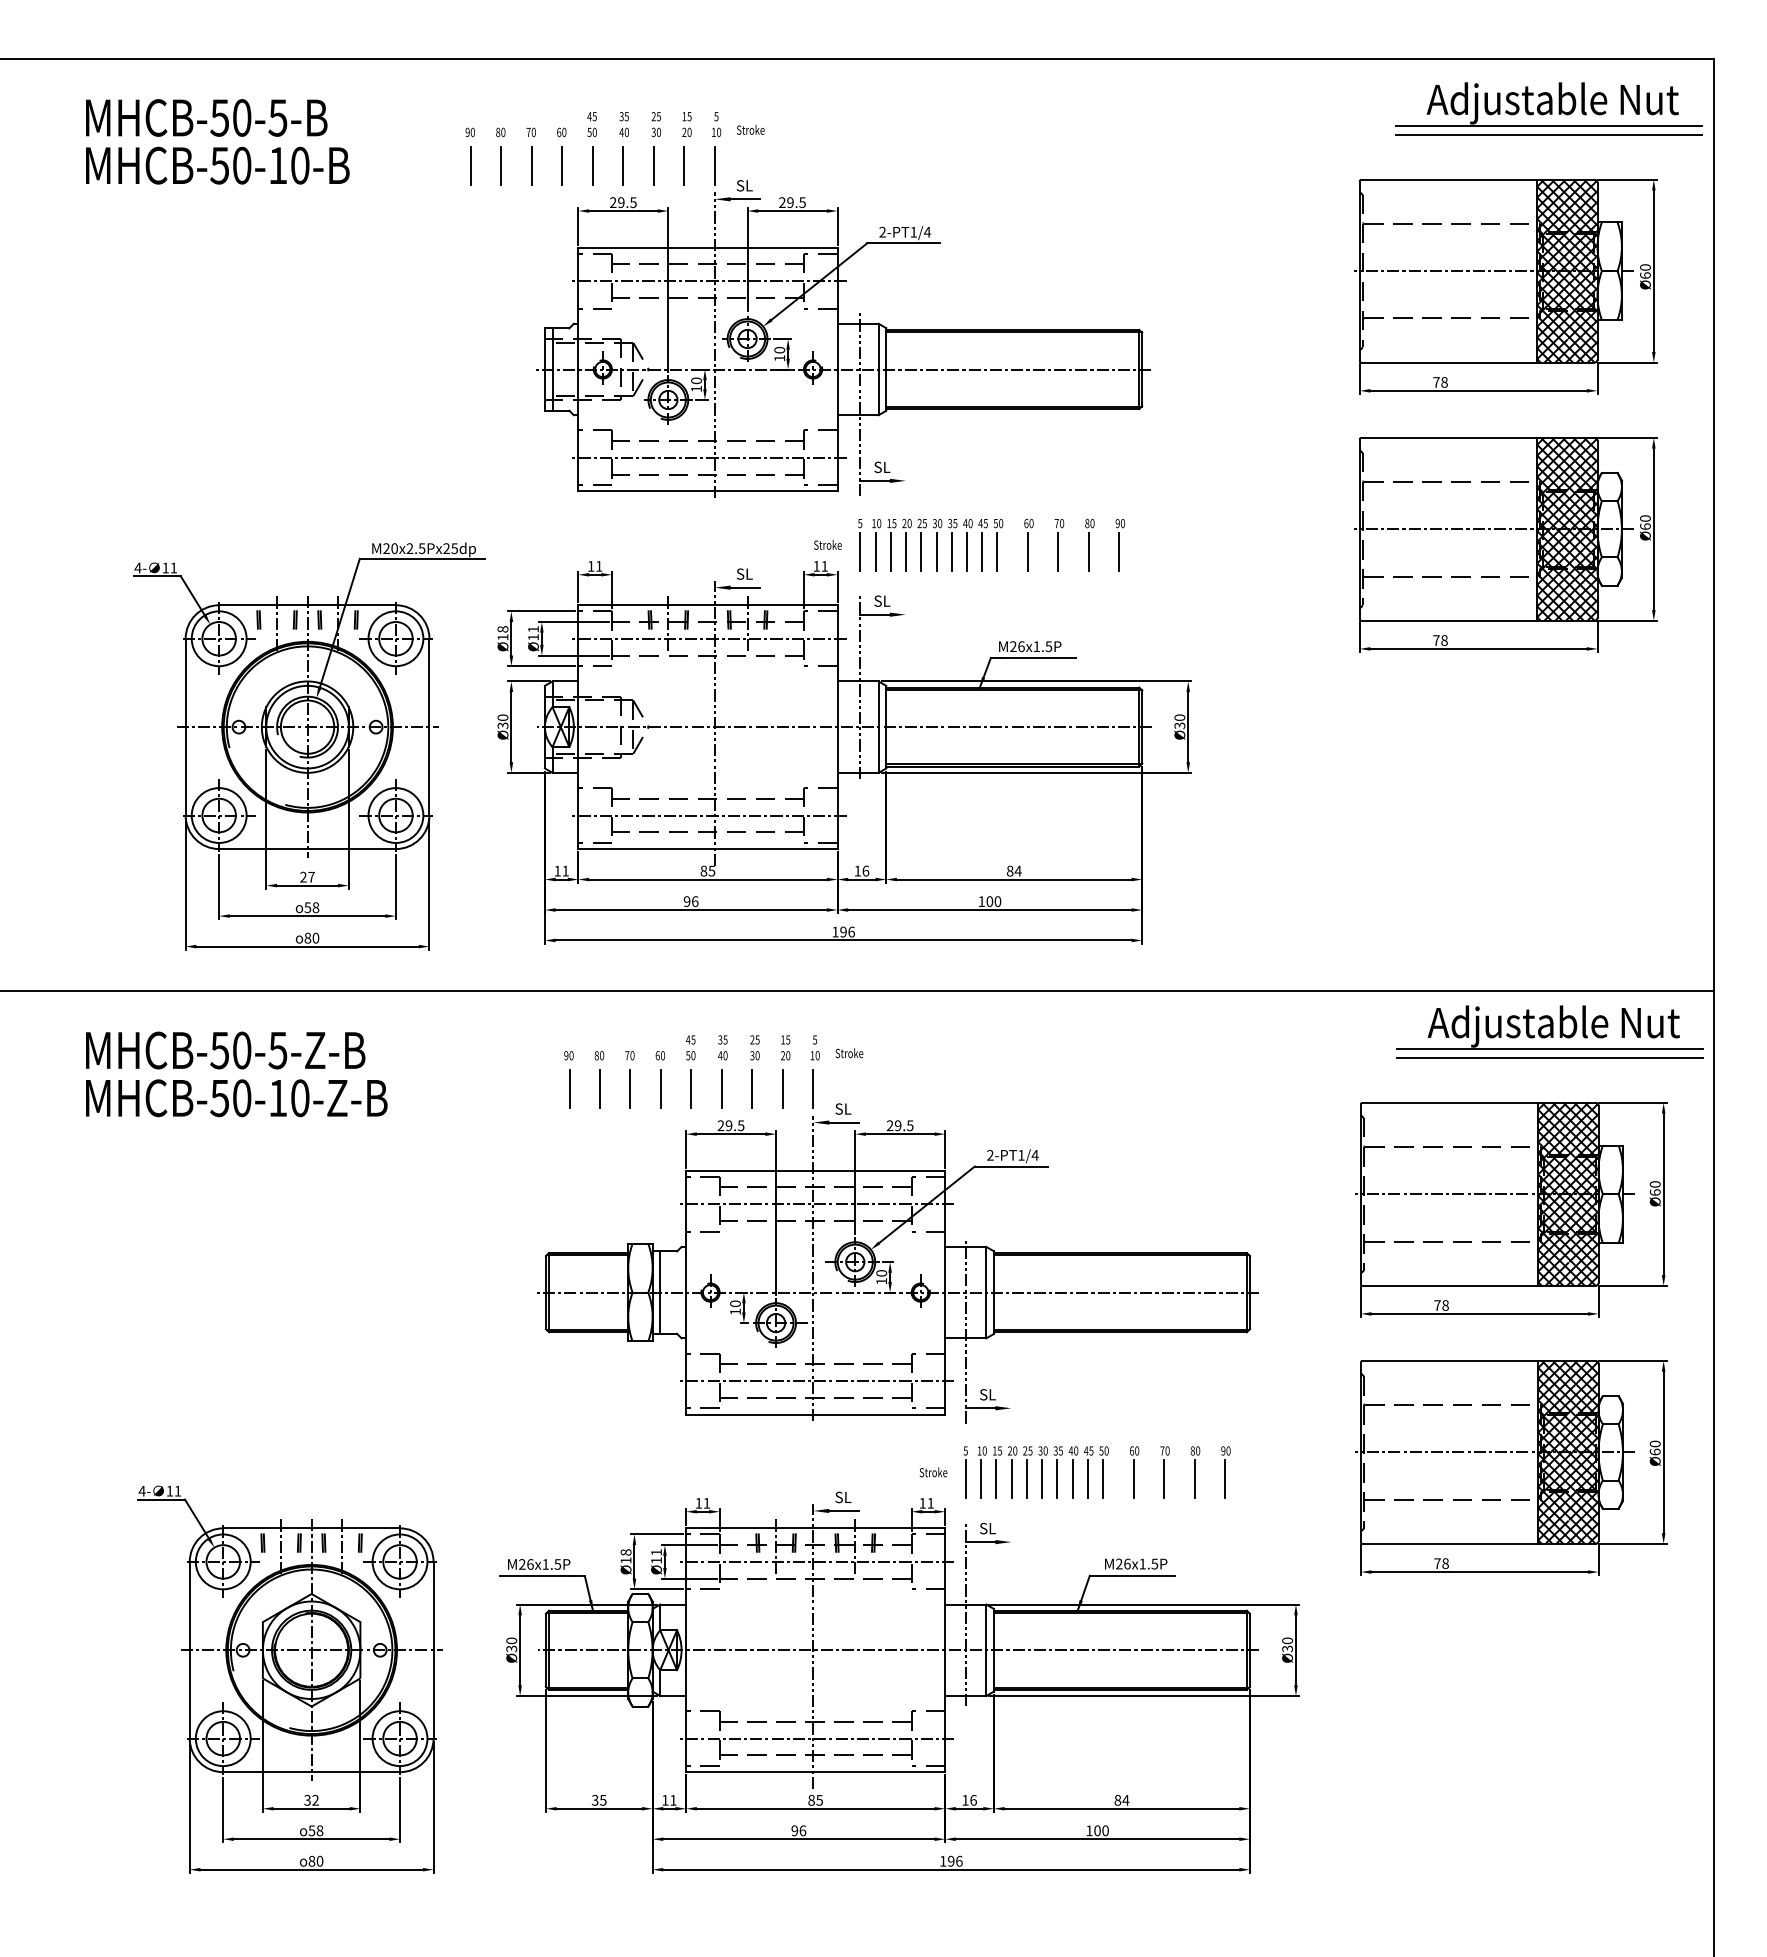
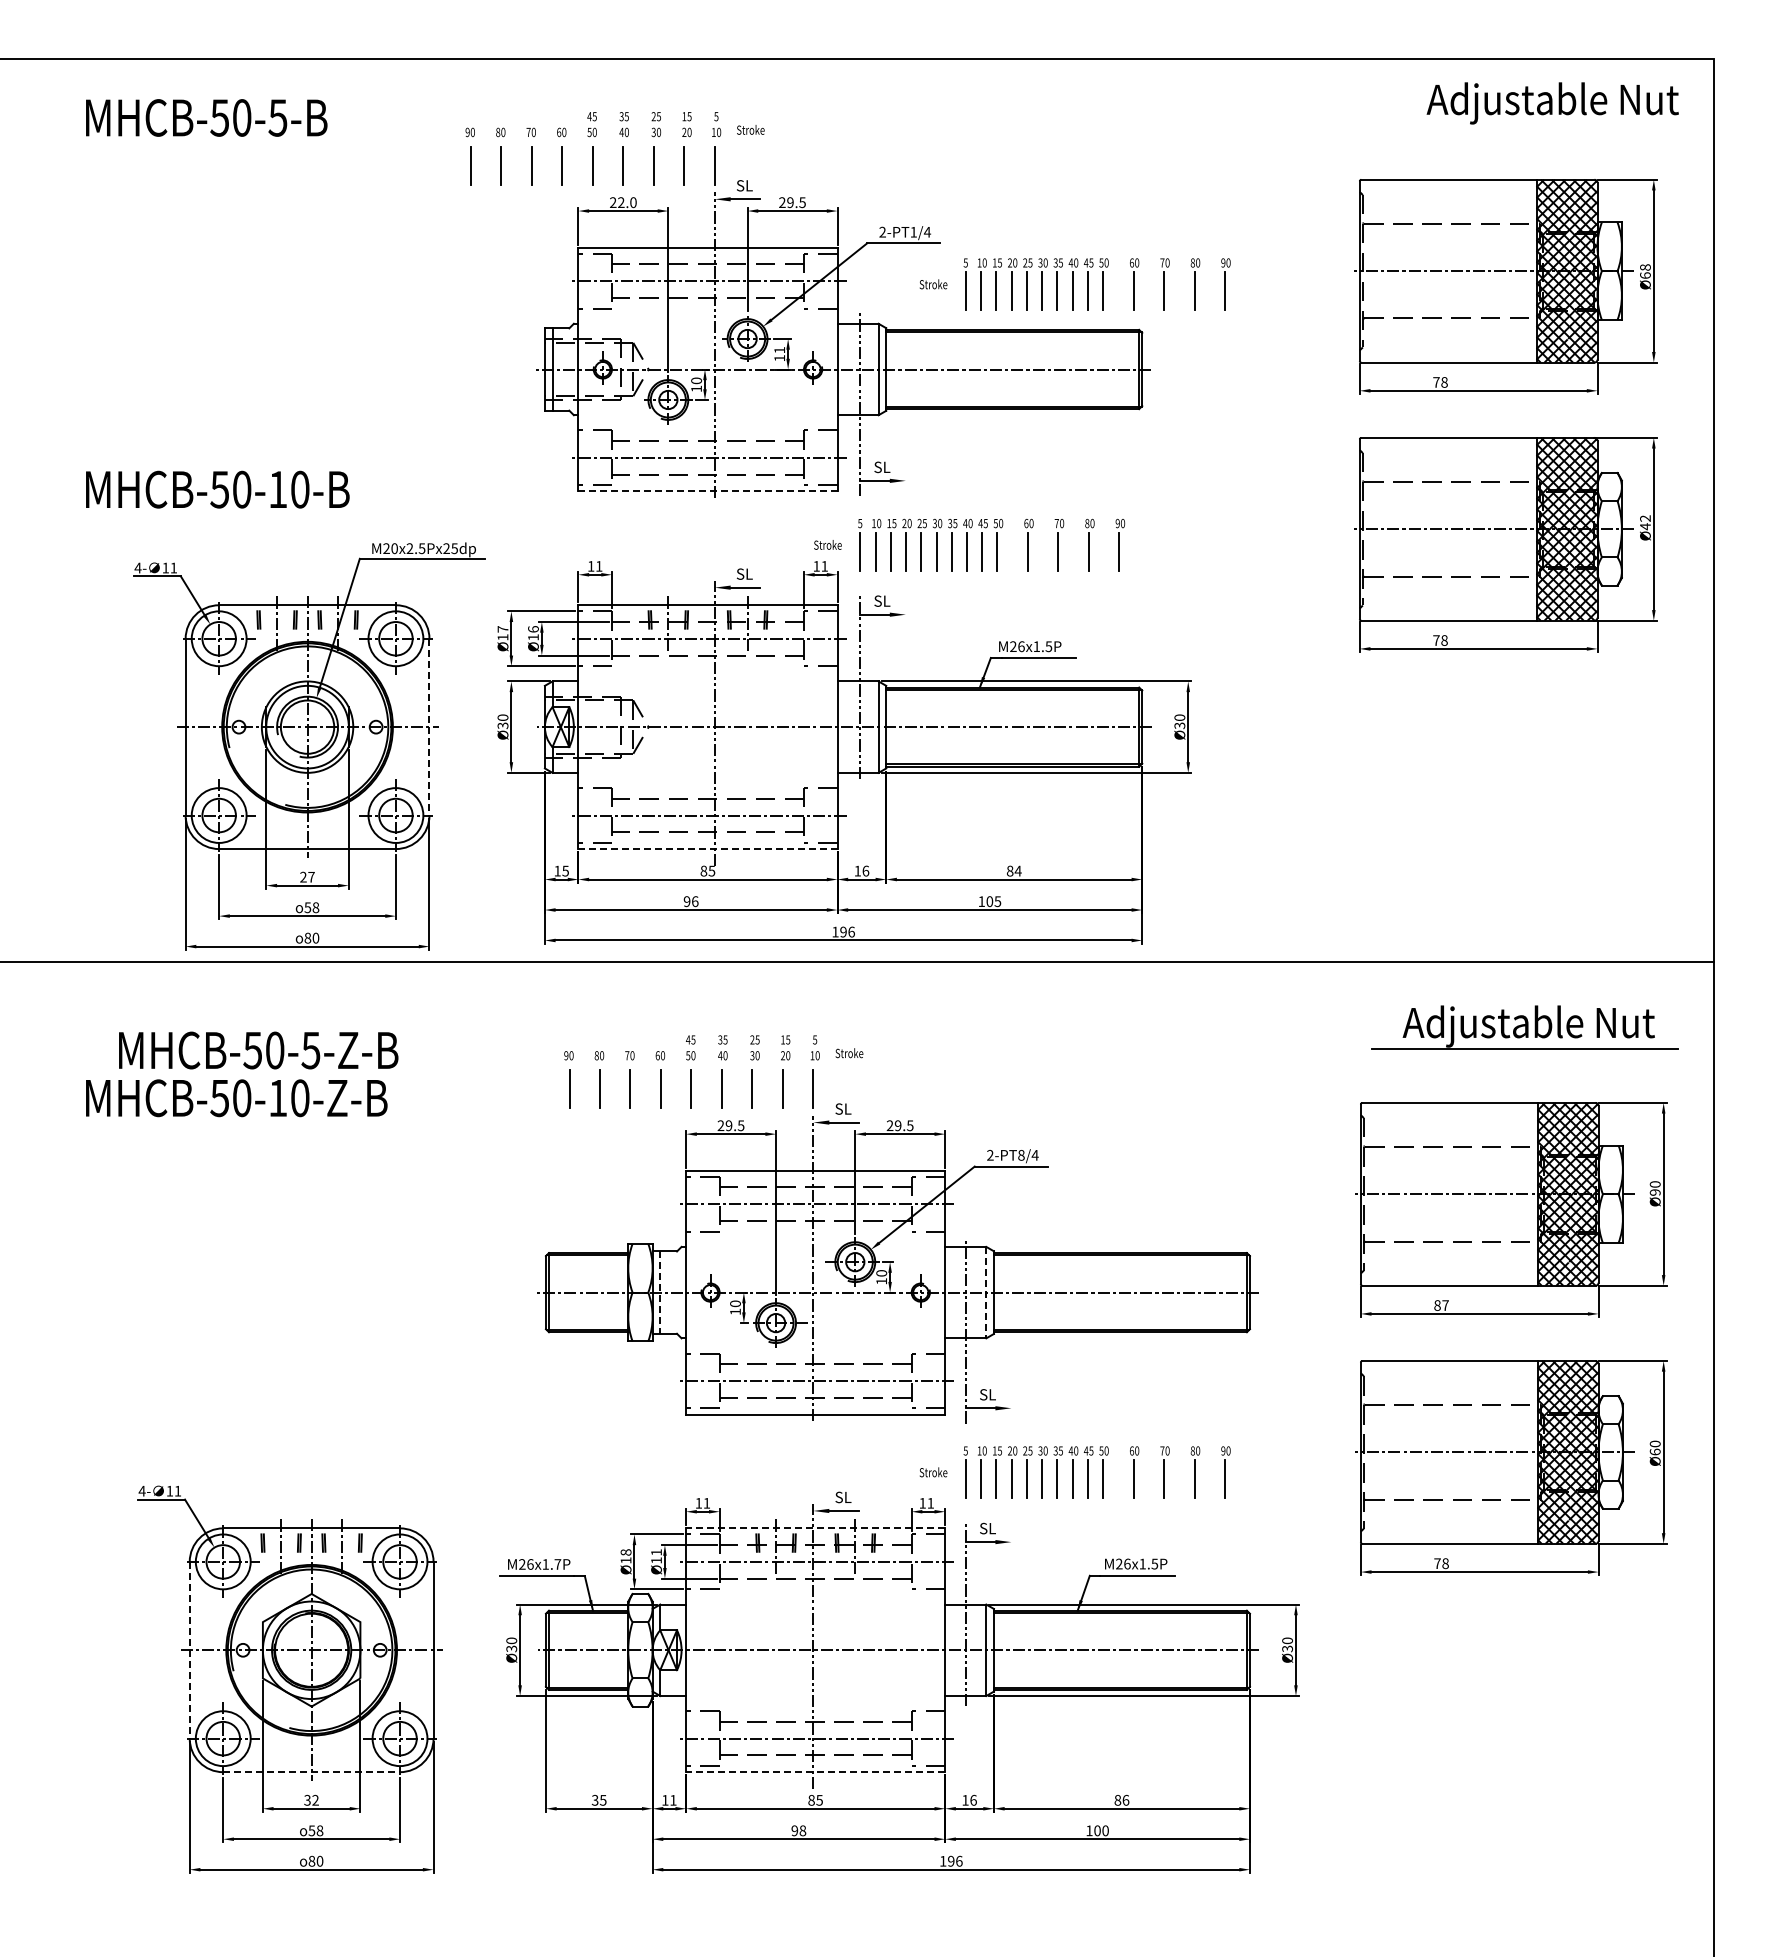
line: present -> none (1548, 126)
line: present -> none (1548, 134)
text position: (217, 165) -> (217, 489) (217, 489)
text: 29.5 -> 22.0 (627, 202)
text: Ø60 -> Ø68 (1645, 267)
part: none -> present (1074, 284)
text: 10 -> 11 (779, 350)
line: solid -> dashed (707, 491)
text: Ø60 -> Ø42 (1645, 522)
text: Ø18 -> Ø17 (502, 629)
text: Ø11 -> Ø16 (533, 629)
line: solid -> dashed (429, 727)
line: solid -> dashed (707, 849)
text: 11 -> 15 (565, 870)
text: 100 -> 105 (997, 901)
line position: (858, 991) -> (858, 962) (858, 962)
part position: (1549, 1027) -> (1524, 1027) (1524, 1027)
text position: (225, 1050) -> (258, 1050) (258, 1050)
line: present -> none (1549, 1057)
text: 2-PT1/4 -> 2-PT8/4 (1021, 1155)
text: Ø60 -> Ø90 (1654, 1192)
line: solid -> dashed (986, 1292)
line: solid -> dashed (660, 1293)
text: 78 -> 87 (1441, 1305)
line: solid -> dashed (815, 1528)
text: M26x1.5P -> M26x1.7P (557, 1564)
line: solid -> dashed (189, 1650)
line: solid -> dashed (312, 1772)
line: solid -> dashed (815, 1772)
text: 84 -> 86 (1125, 1799)
text: 96 -> 98 (802, 1830)
